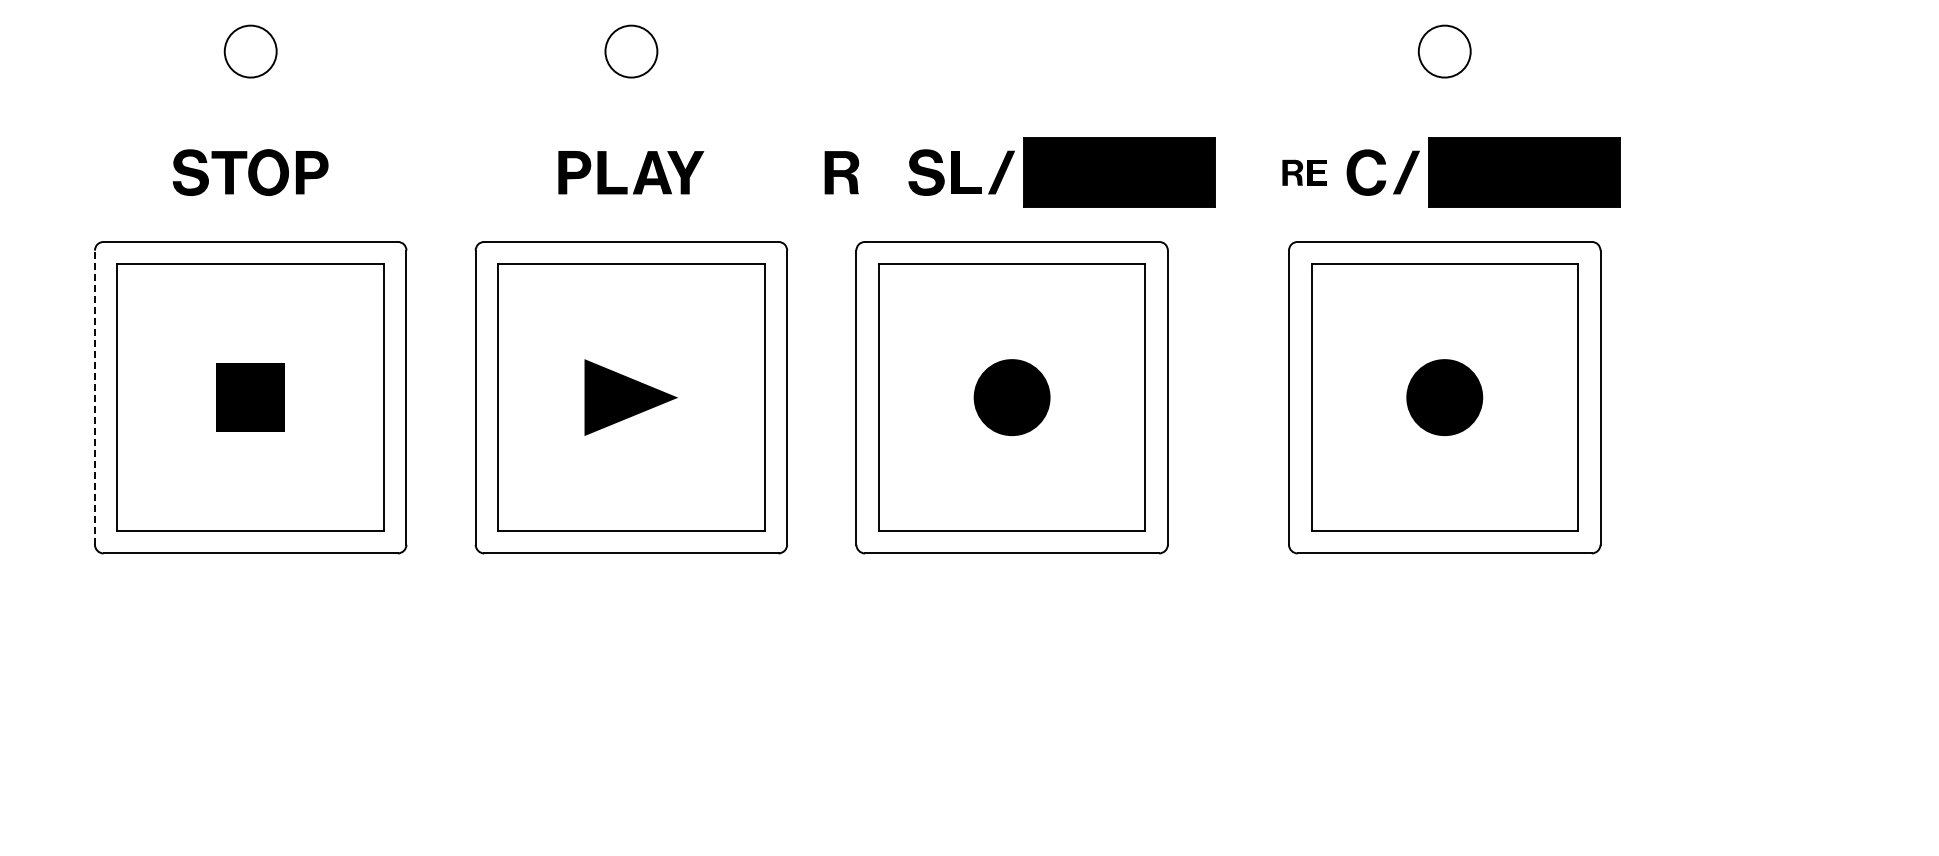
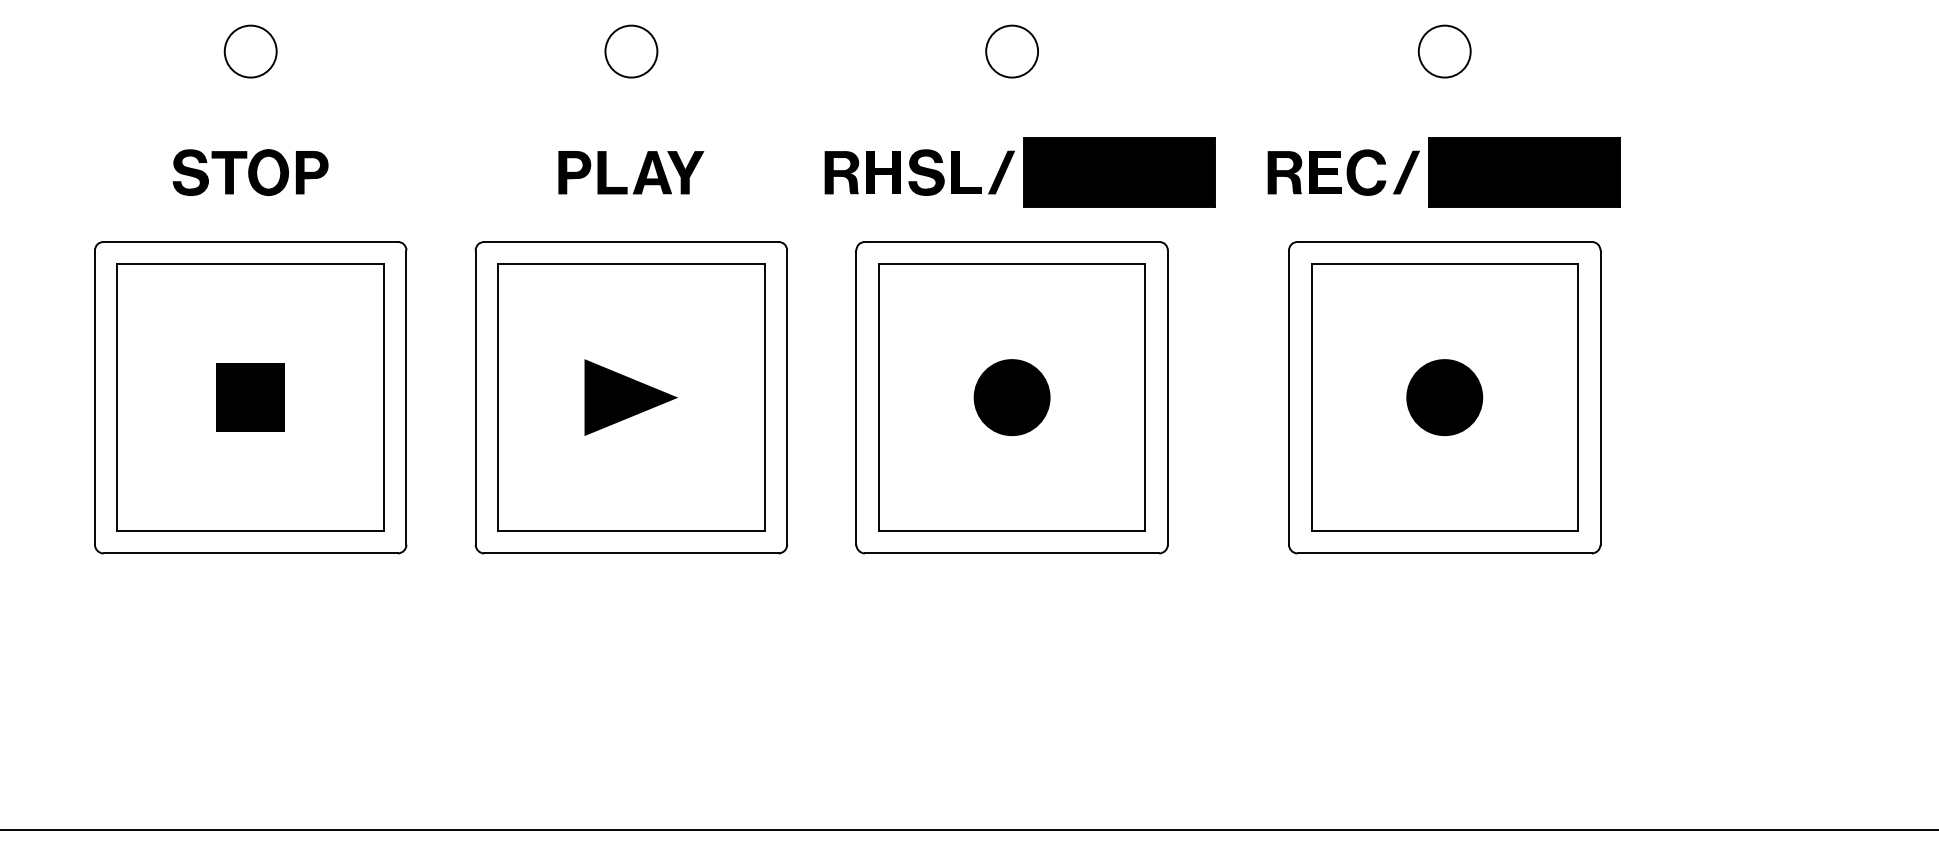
part: none -> present (1011, 51)
fill: none -> present (883, 172)
part size: 45x27 px -> 75x44 px (1304, 172)
line: dashed -> solid (94, 397)
line: none -> present (968, 830)
